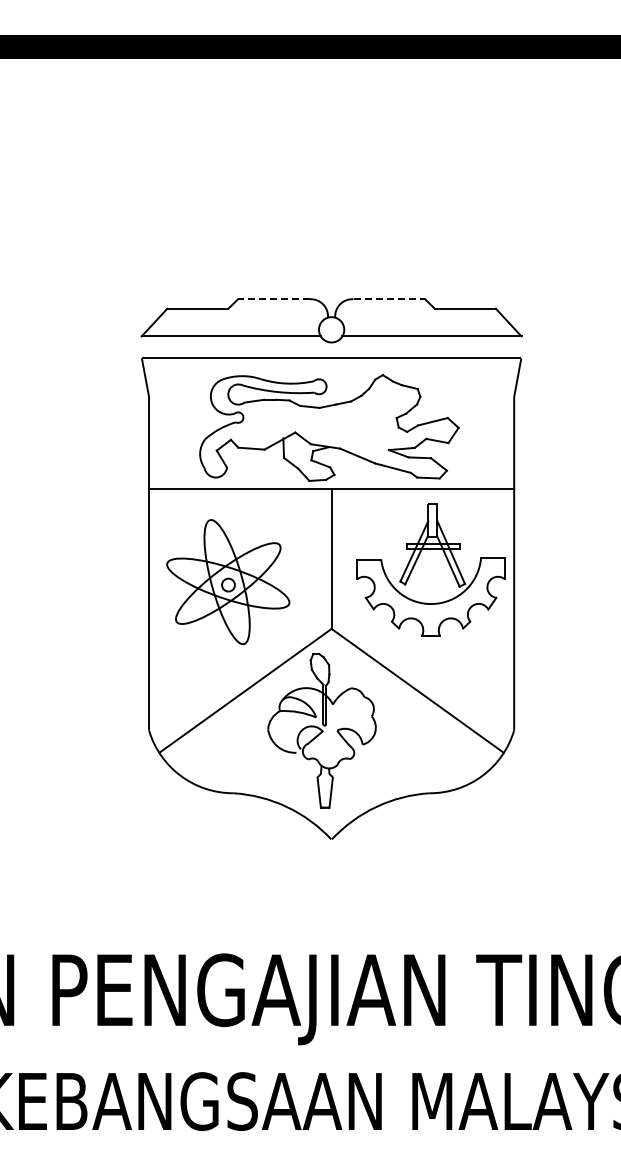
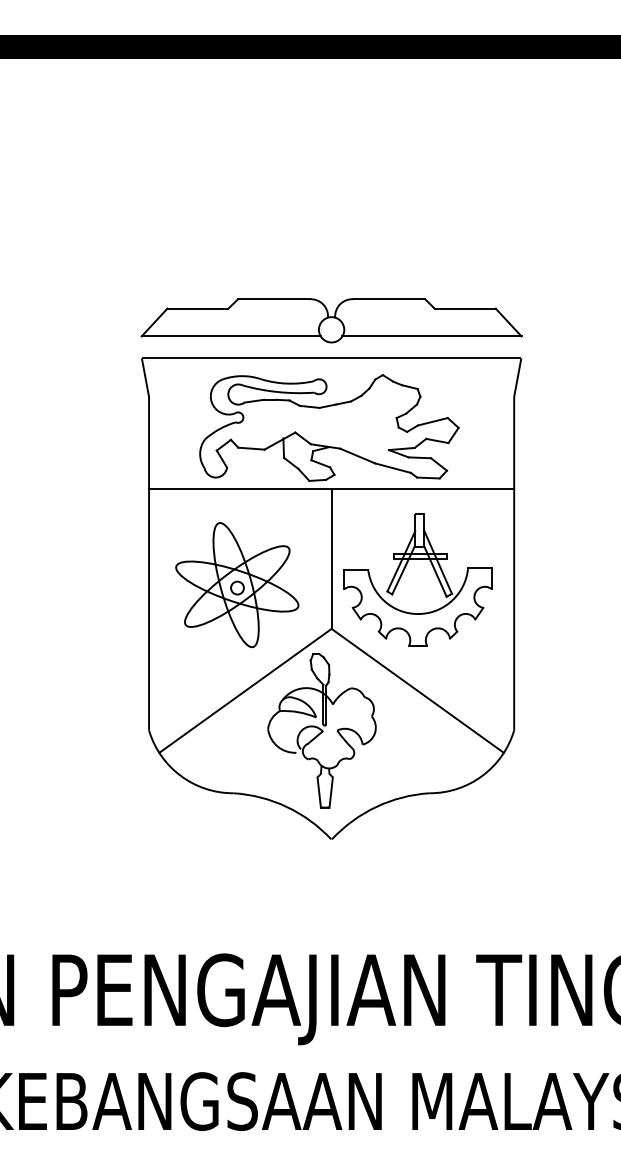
line: dashed -> solid (273, 299)
line: dashed -> solid (389, 299)
part position: (416, 563) -> (403, 573) (403, 573)
part position: (228, 582) -> (237, 585) (237, 585)
